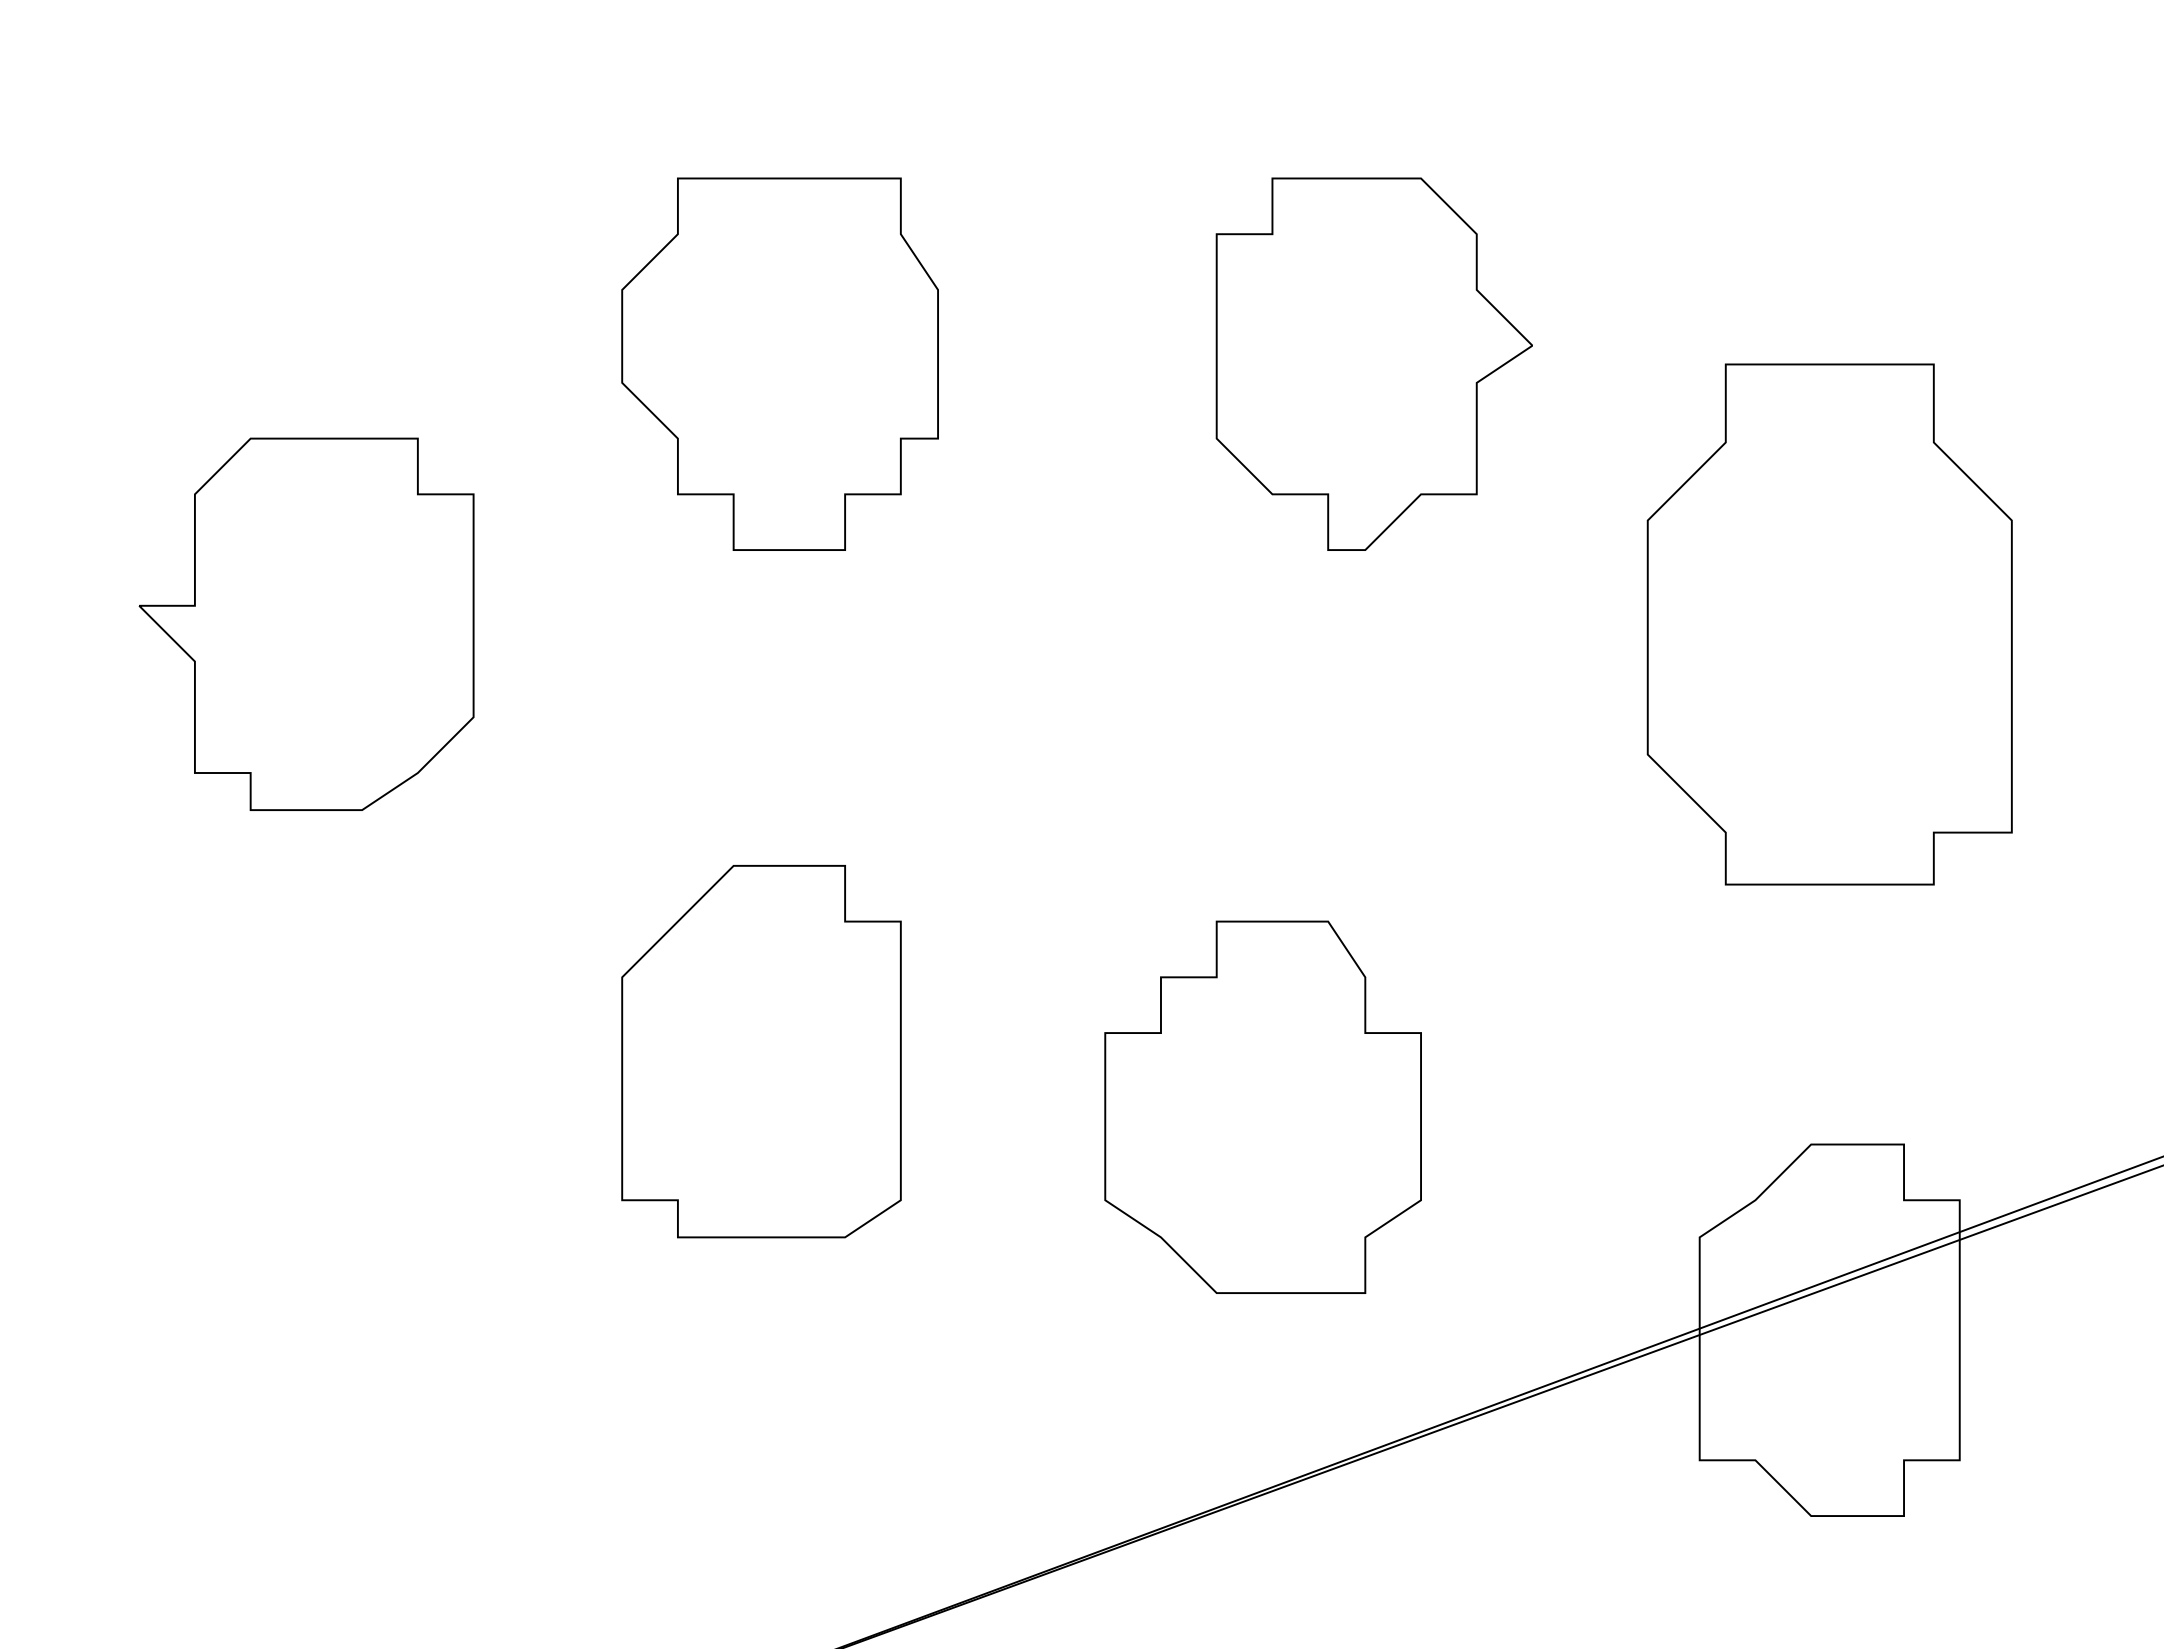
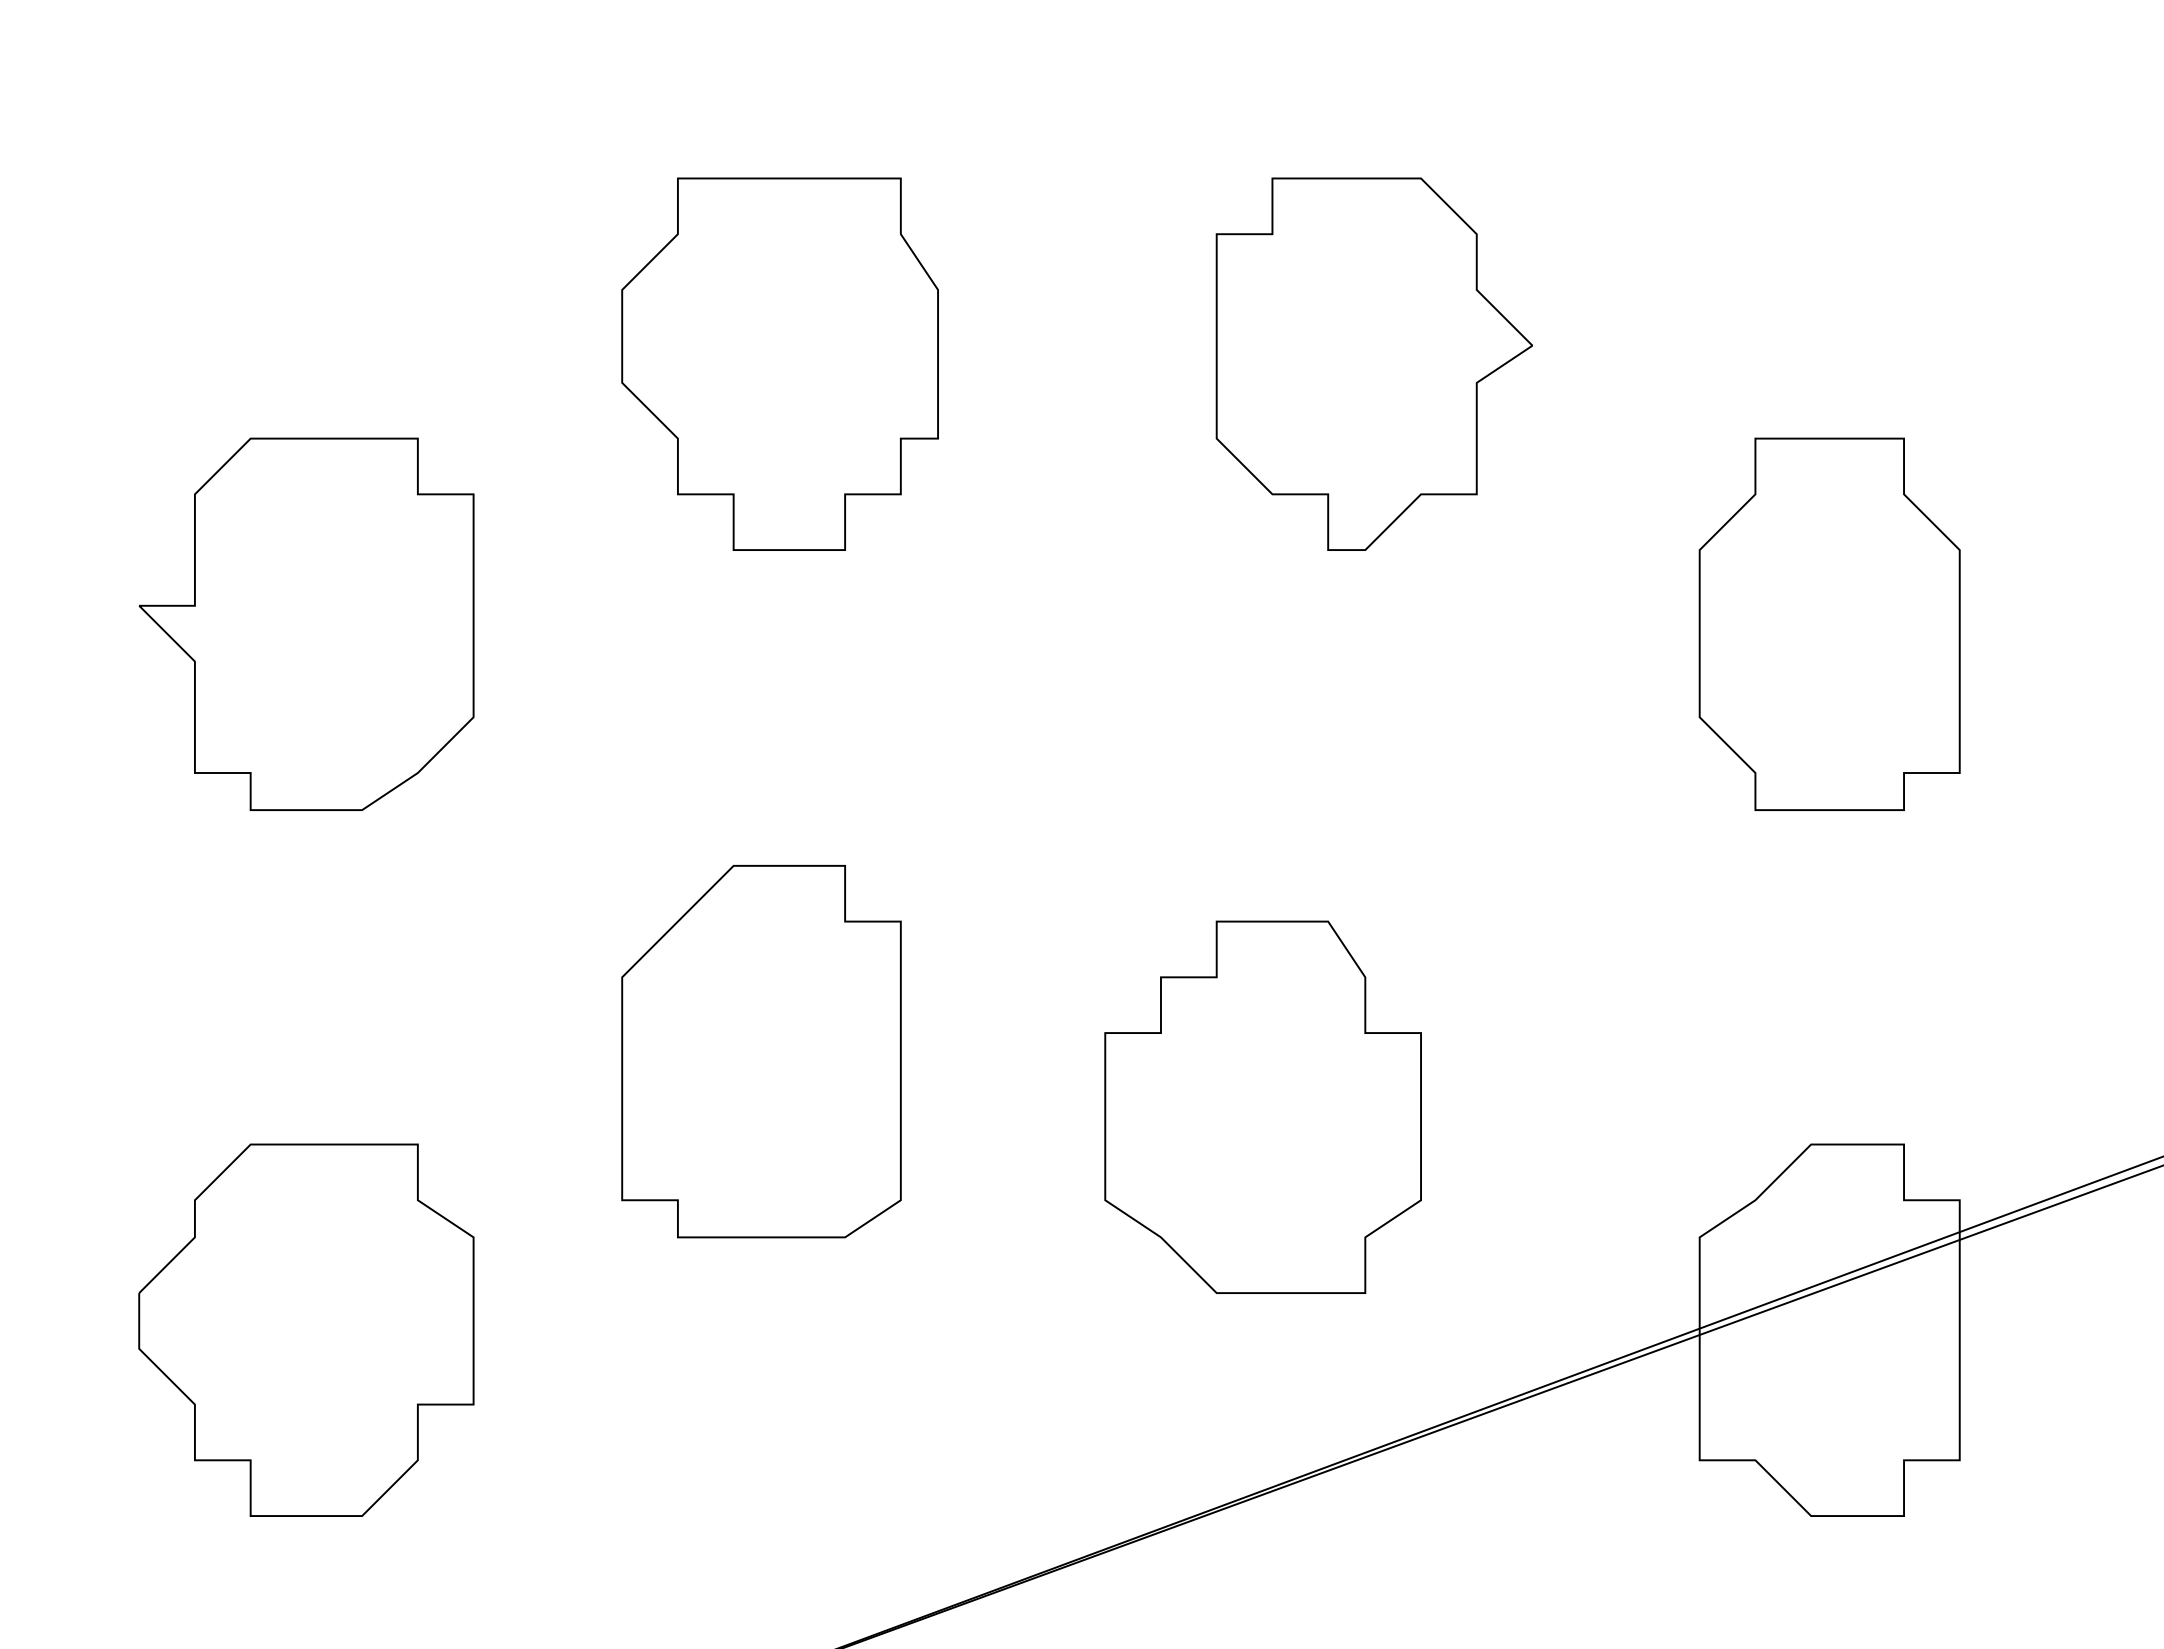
part size: 367x523 px -> 263x374 px (1829, 623)
part: none -> present (306, 1329)
